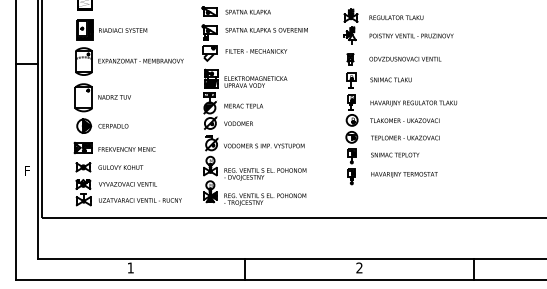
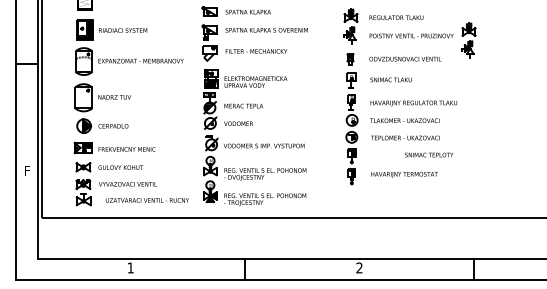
part: none -> present (468, 40)
text position: (395, 154) -> (429, 154) (429, 154)
text position: (140, 200) -> (147, 200) (147, 200)
